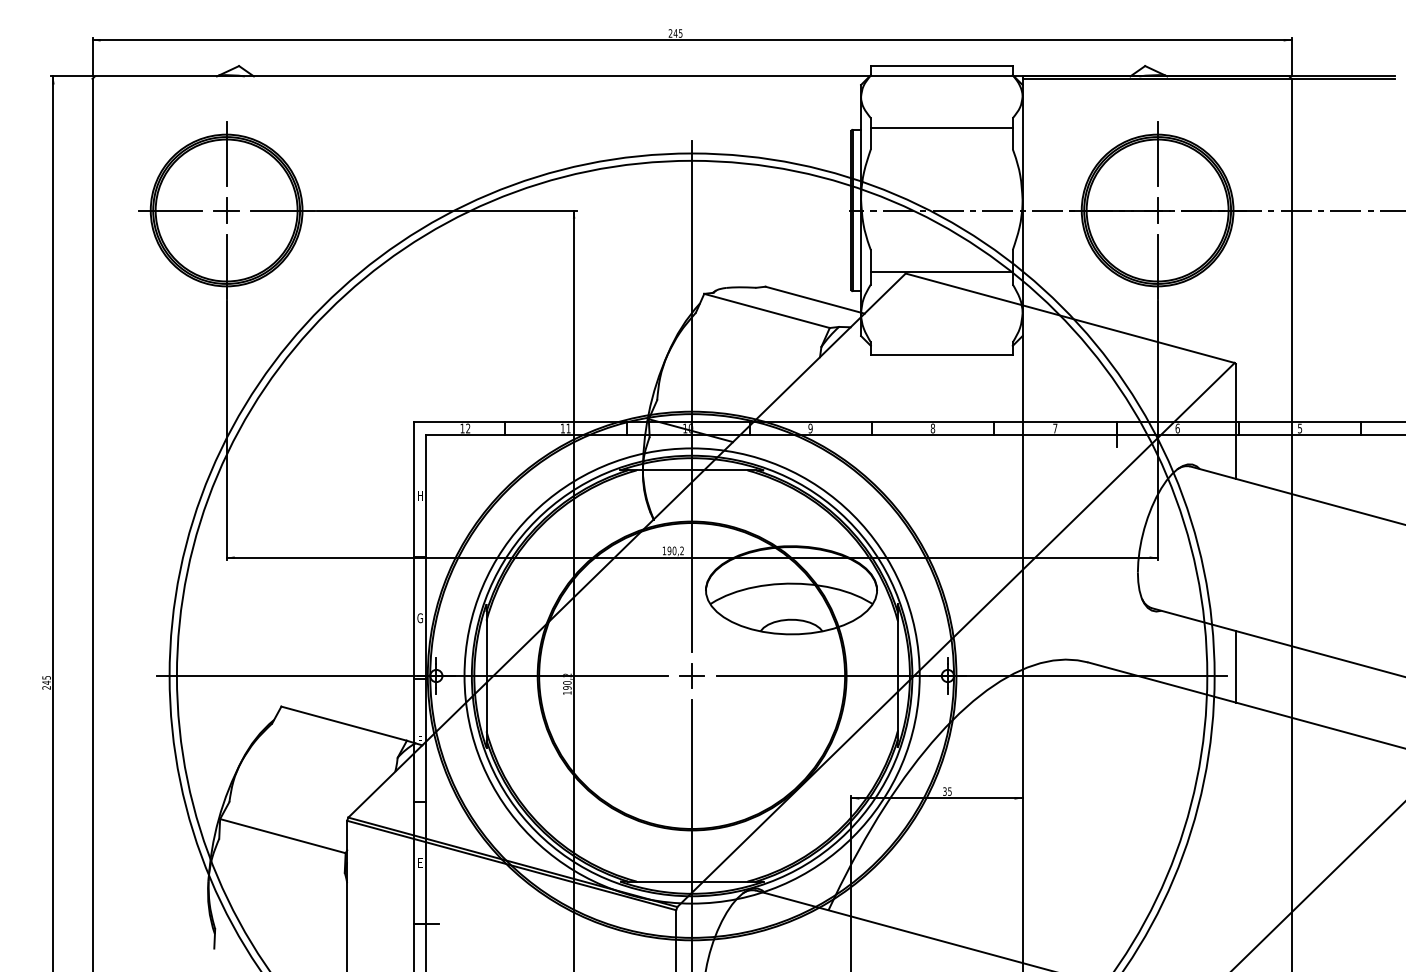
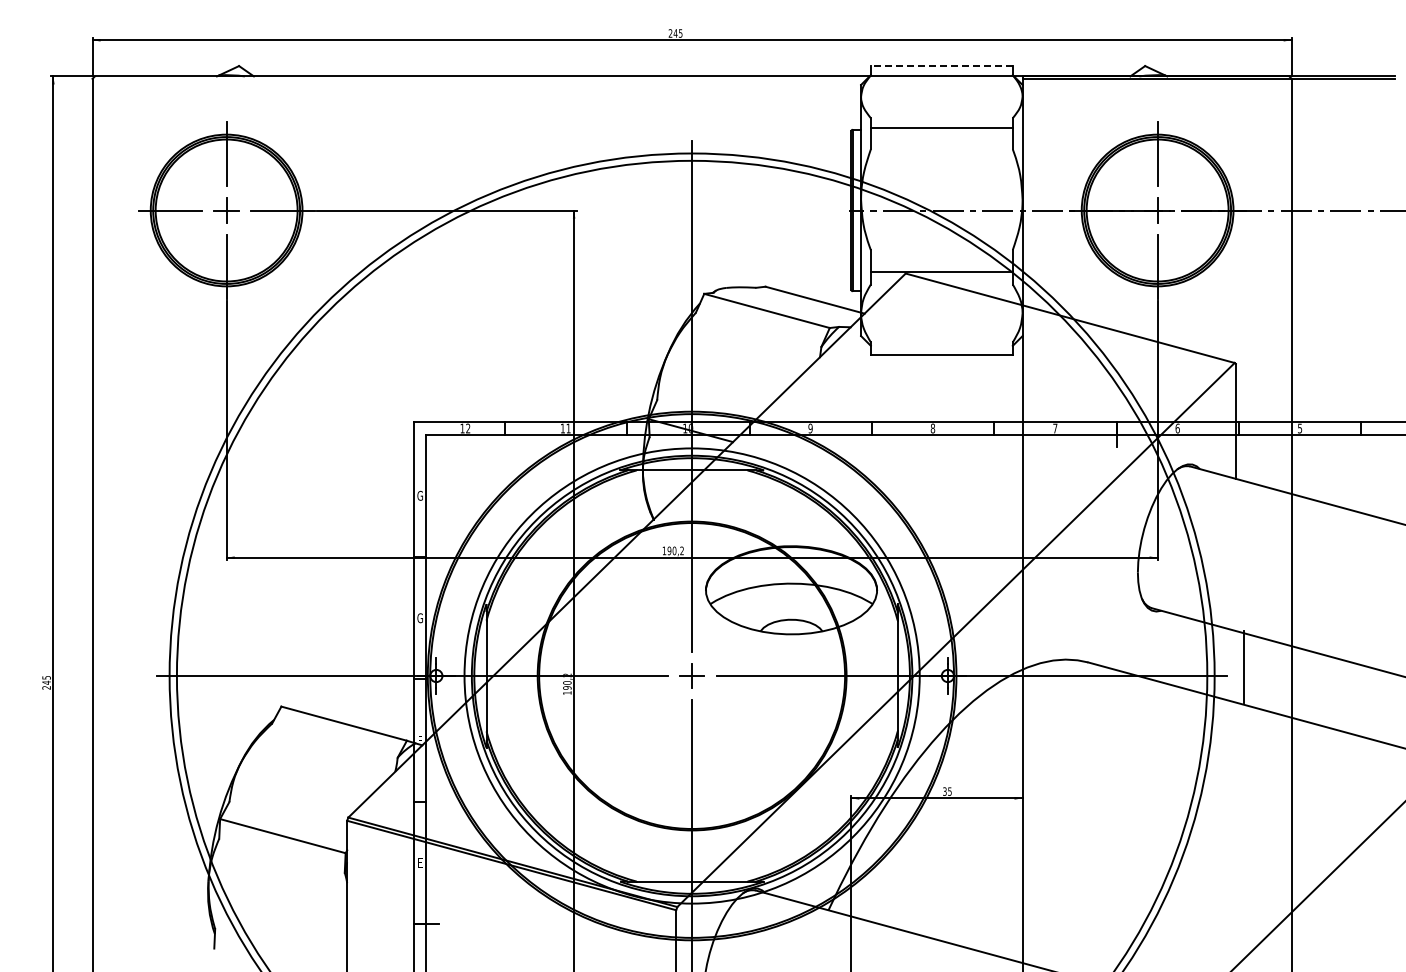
line: solid -> dashed (941, 66)
text: H -> G (419, 495)
line position: (1235, 666) -> (1243, 666) (1243, 666)
